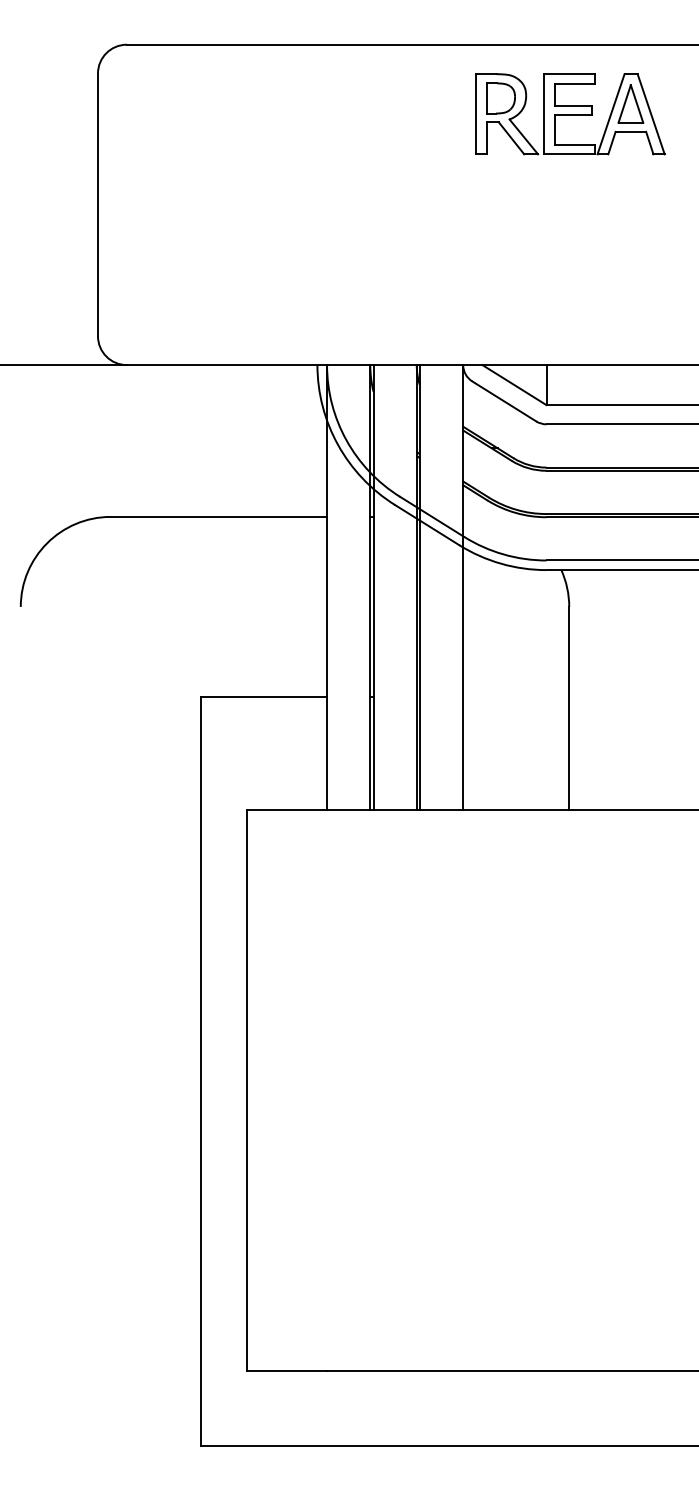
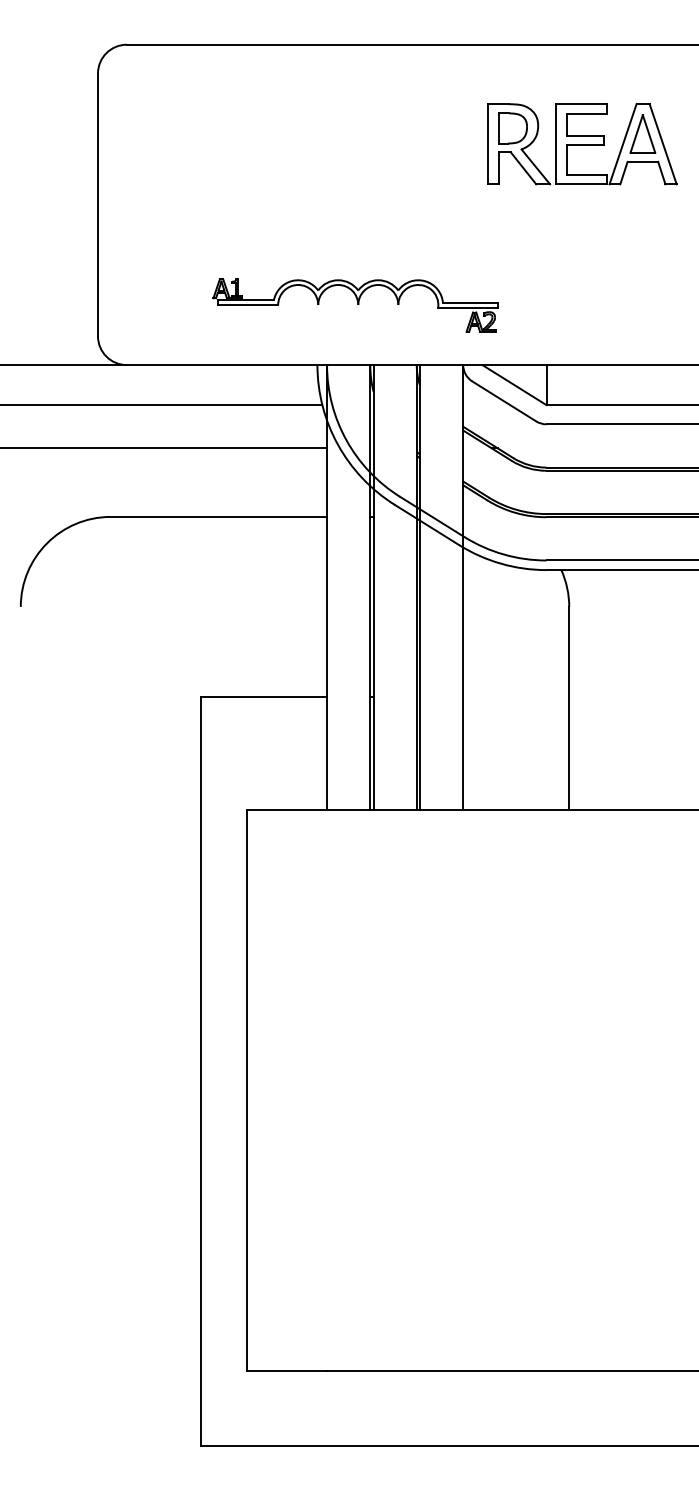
part position: (570, 114) -> (582, 144) (582, 144)
part: none -> present (355, 305)
line: none -> present (162, 405)
line: none -> present (164, 448)
